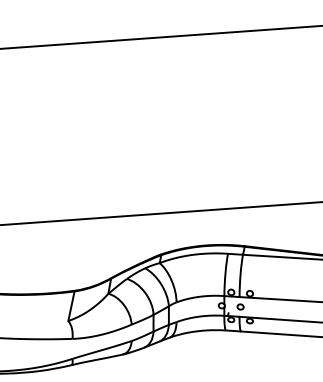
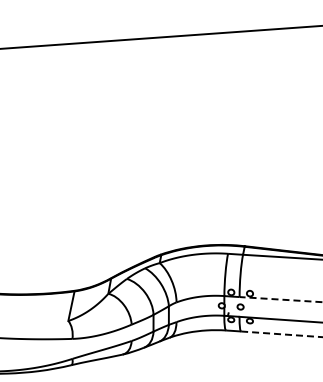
line: present -> none (160, 213)
line: solid -> dashed (280, 299)
line: solid -> dashed (281, 334)
